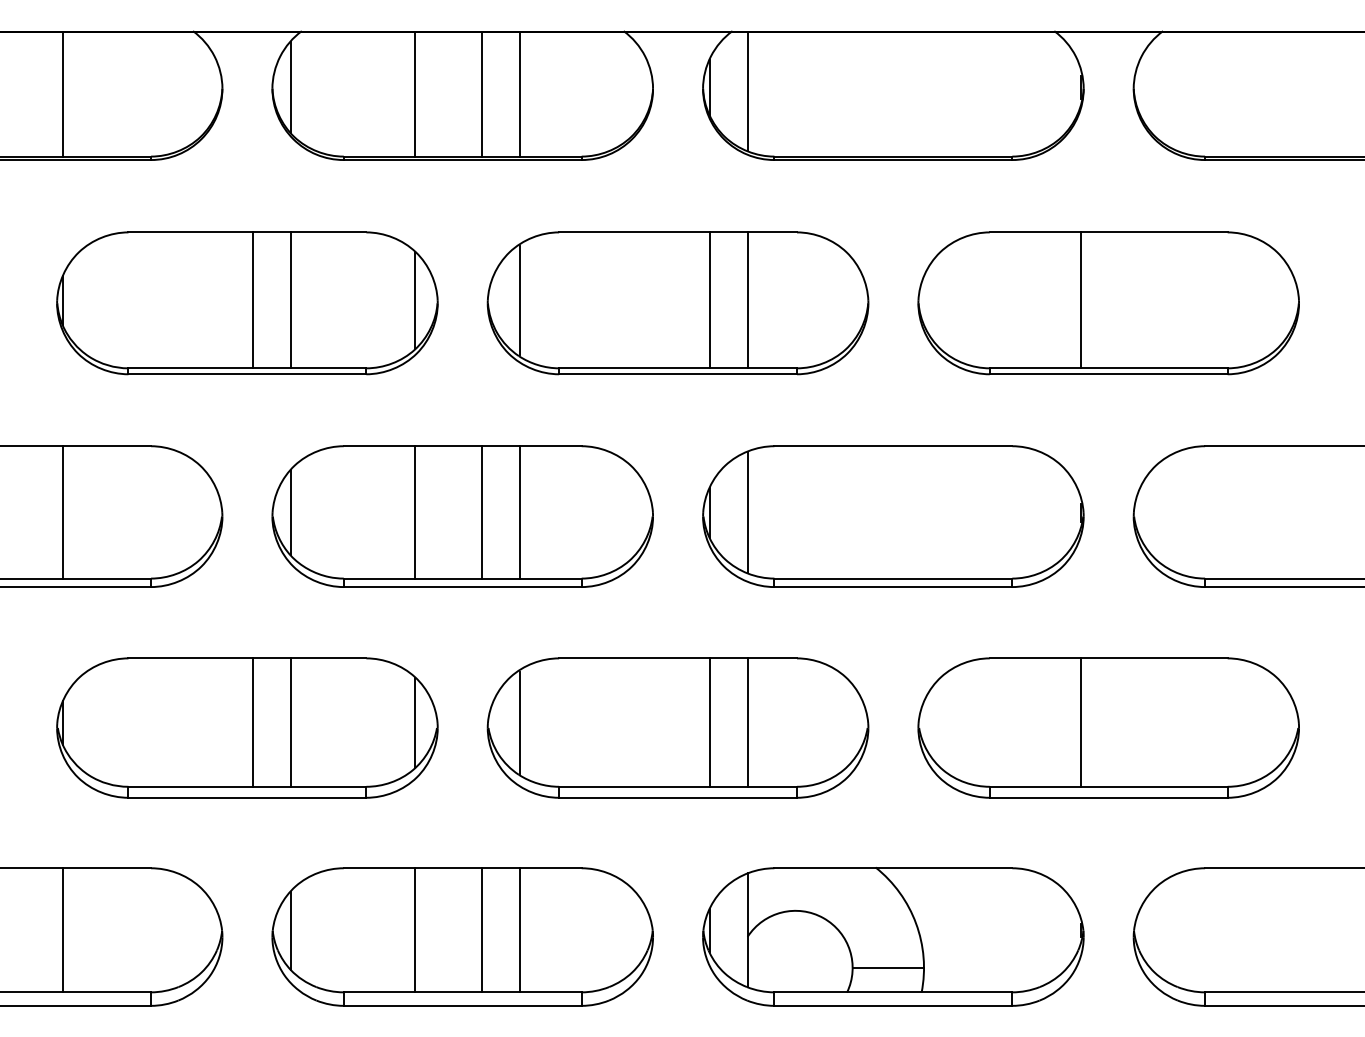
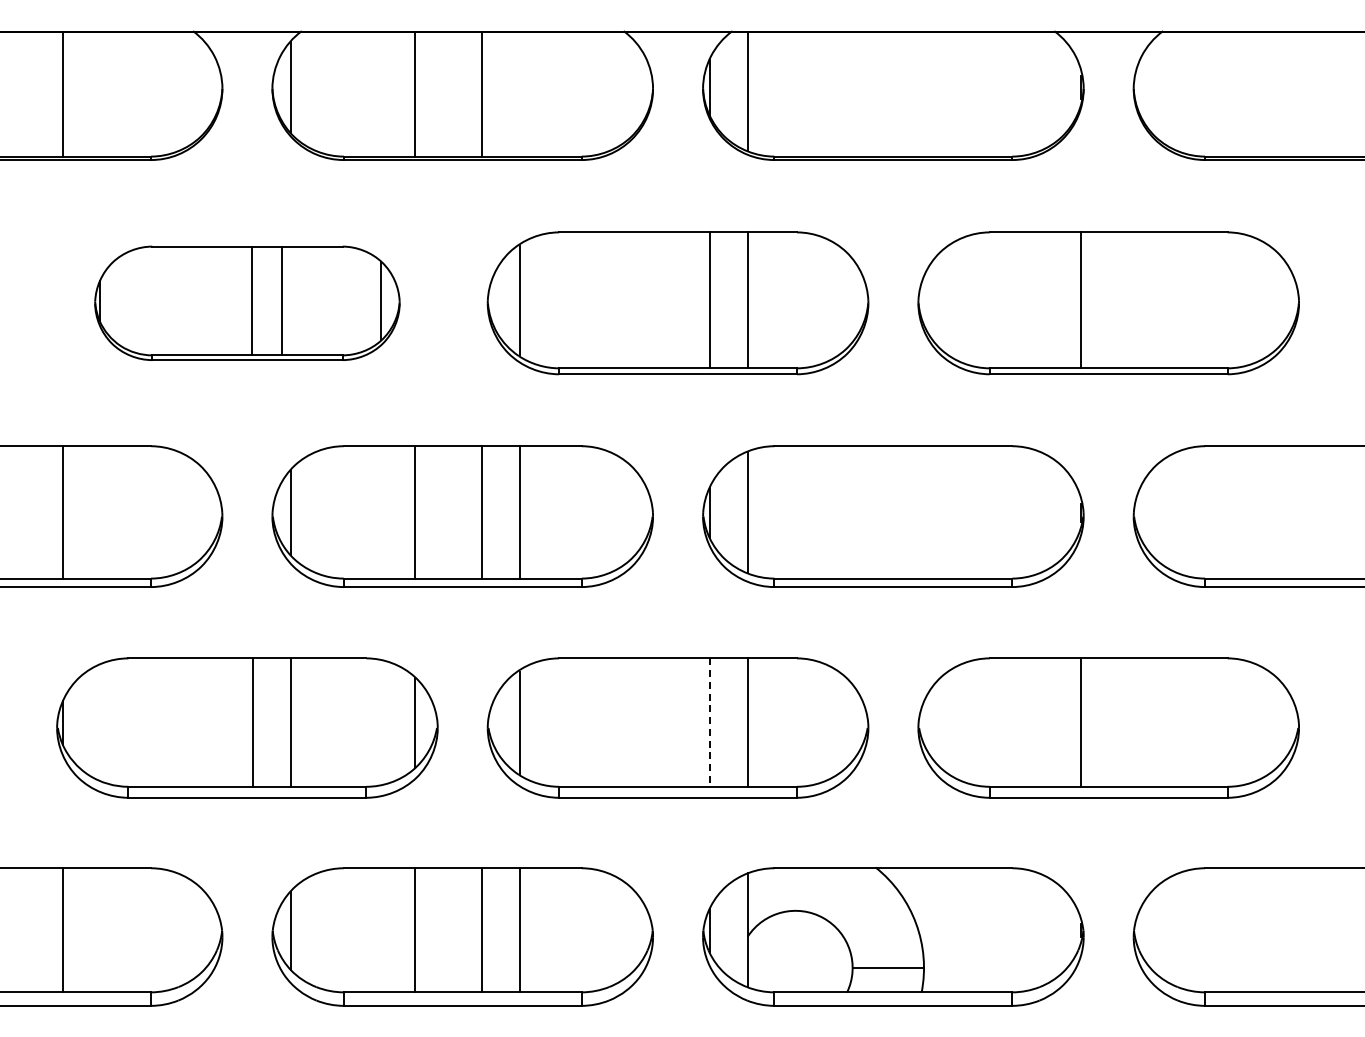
line: present -> none (519, 94)
part size: 383x145 px -> 307x116 px (247, 302)
line: solid -> dashed (709, 723)
